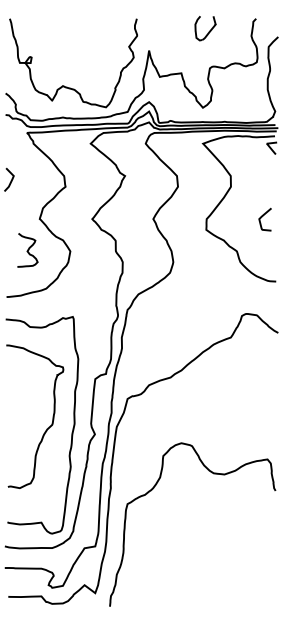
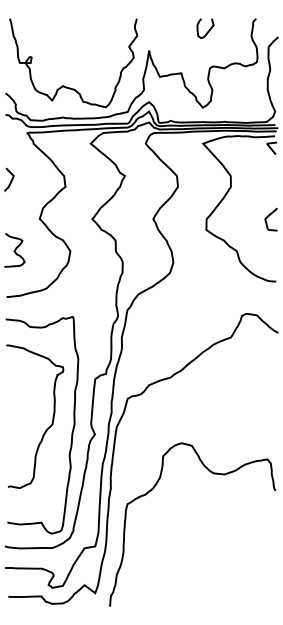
part size: 23x26 px -> 19x21 px (205, 28)
curve position: (262, 217) -> (268, 217) (268, 217)
curve position: (27, 250) -> (14, 250) (14, 250)
